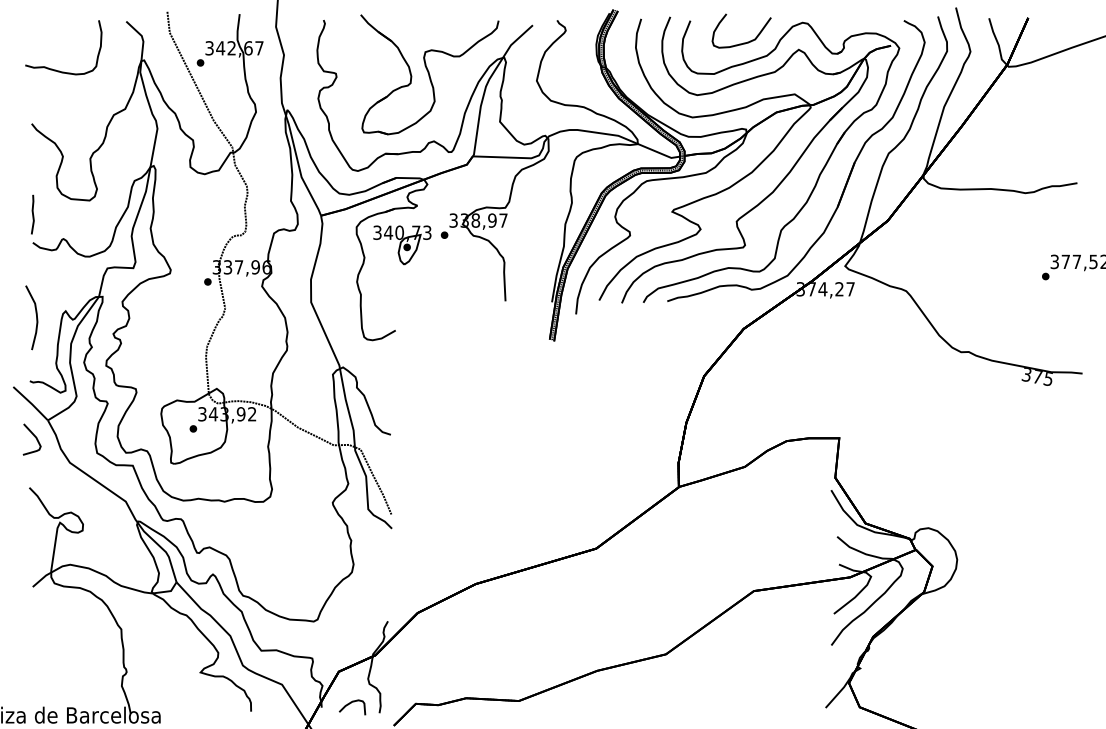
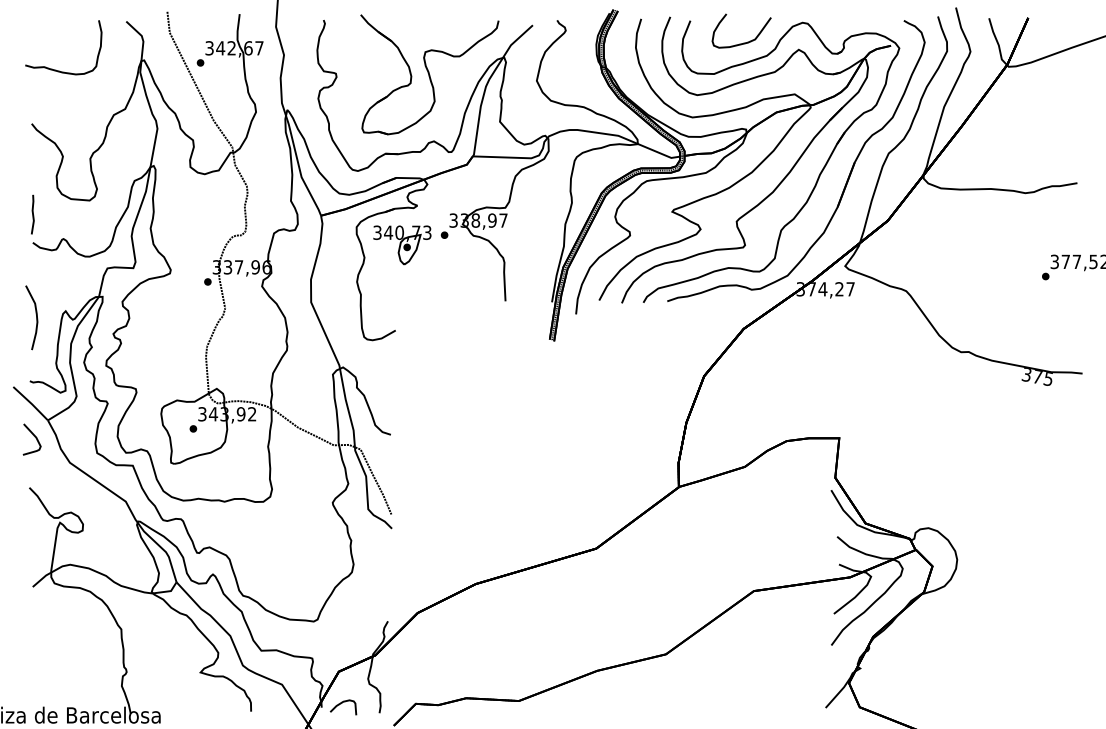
curve position: (351, 703) -> (342, 703) (342, 703)
